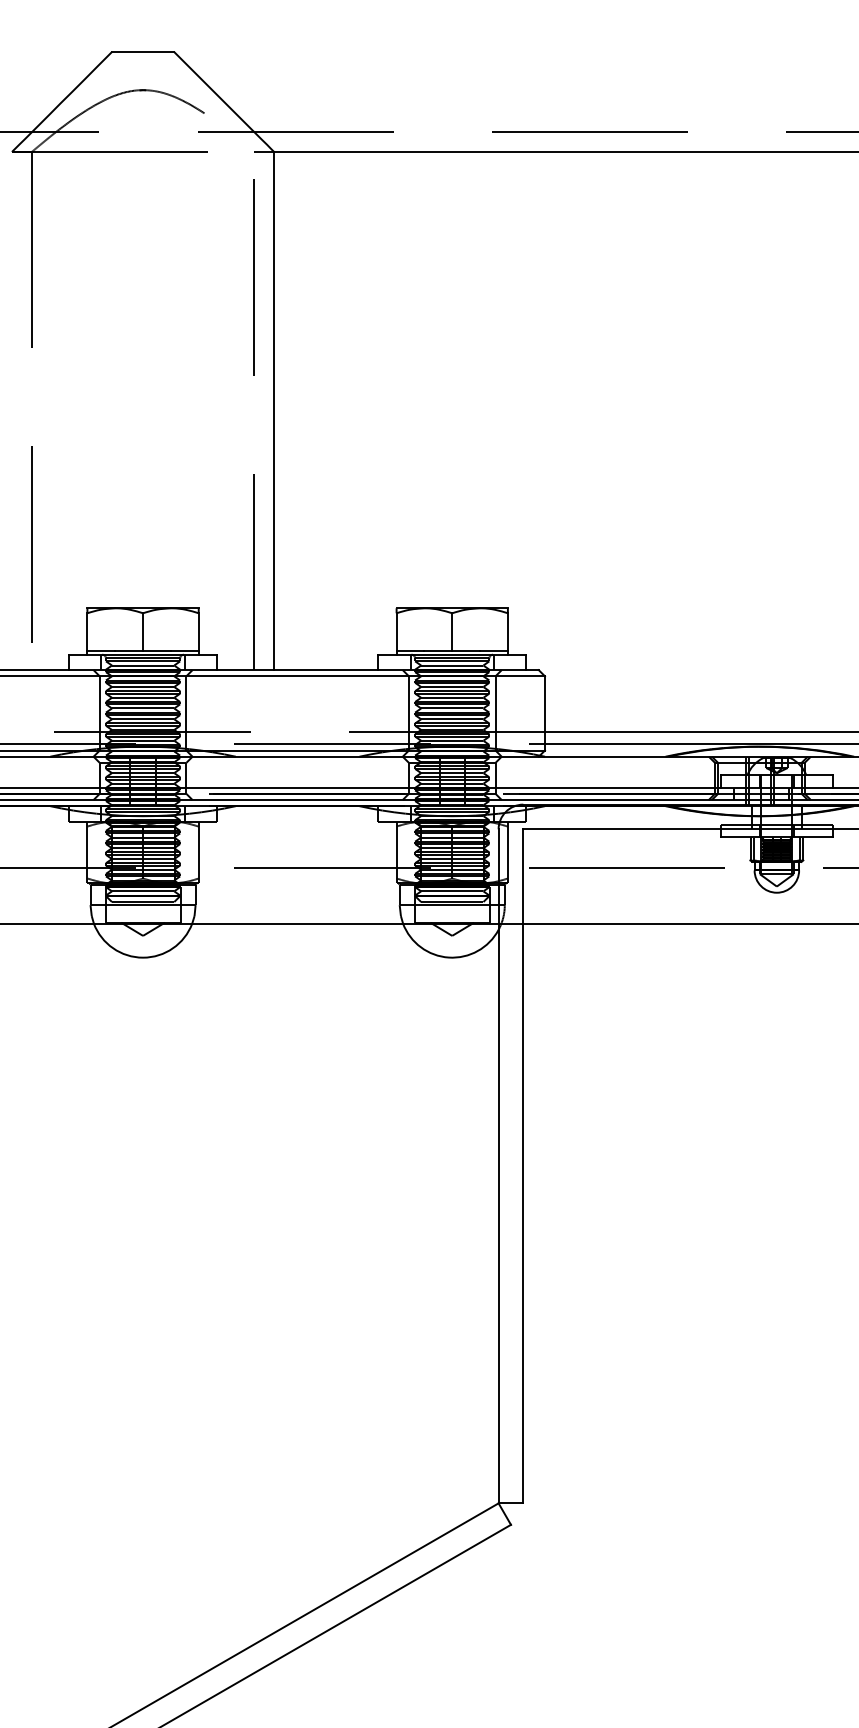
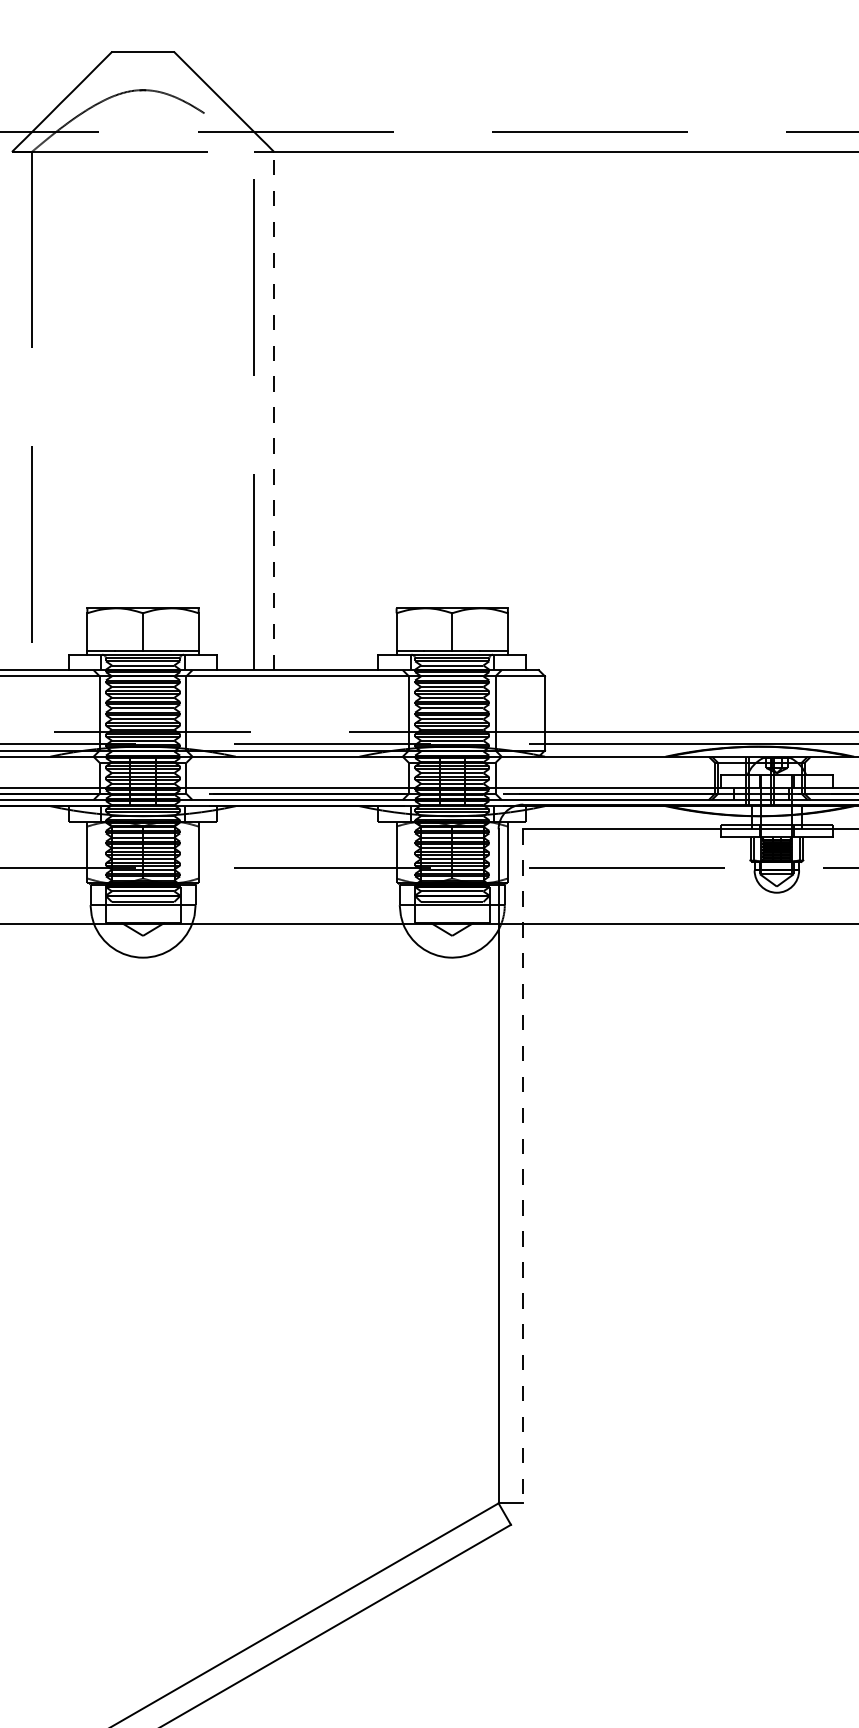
line: solid -> dashed (274, 410)
line: solid -> dashed (523, 1166)
